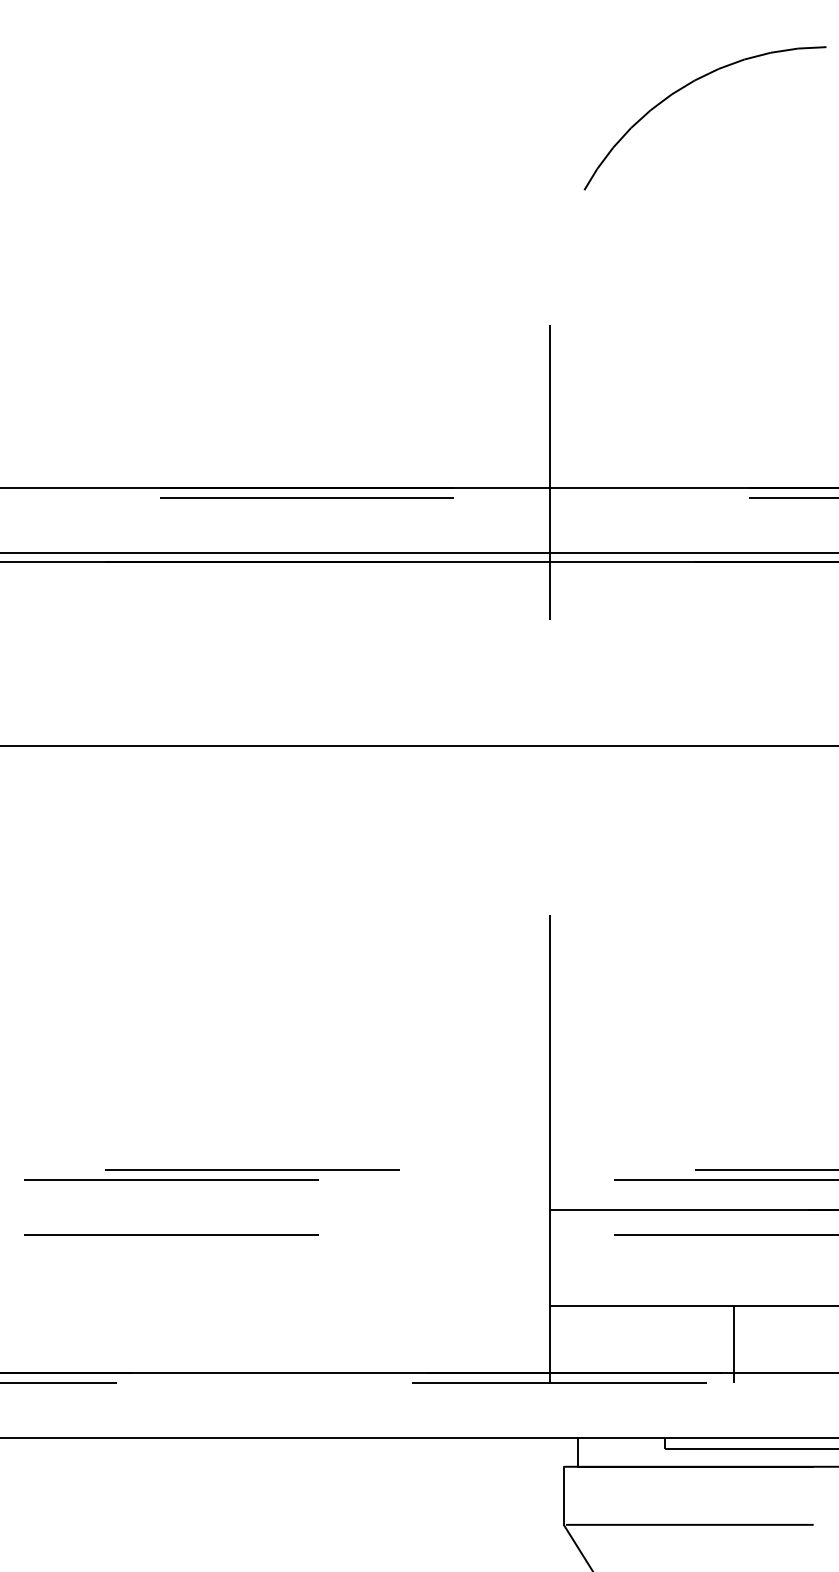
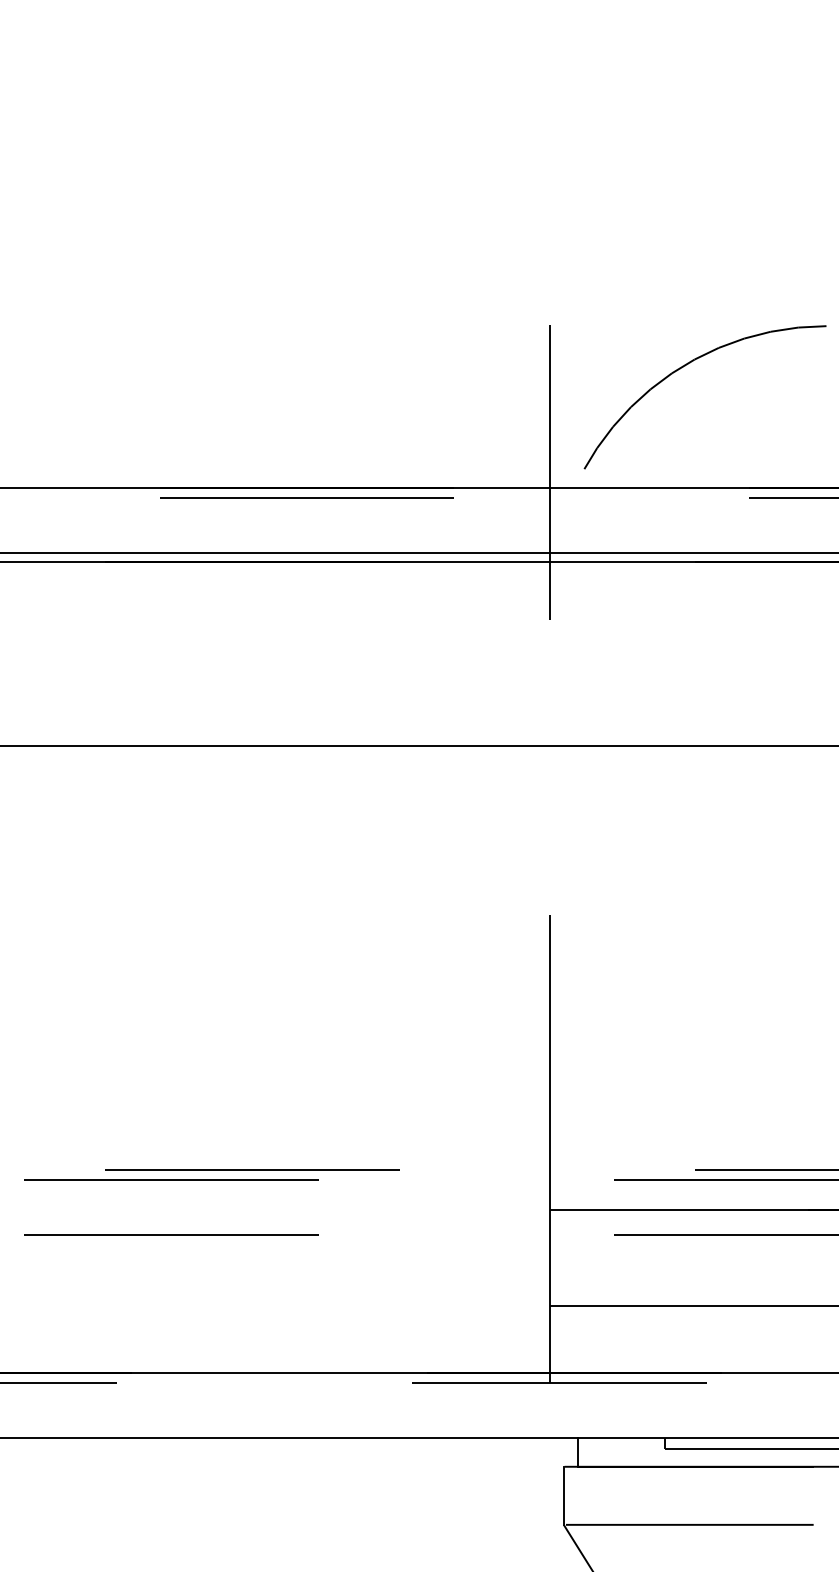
arc position: (685, 87) -> (685, 366) (685, 366)
line: present -> none (734, 1344)
